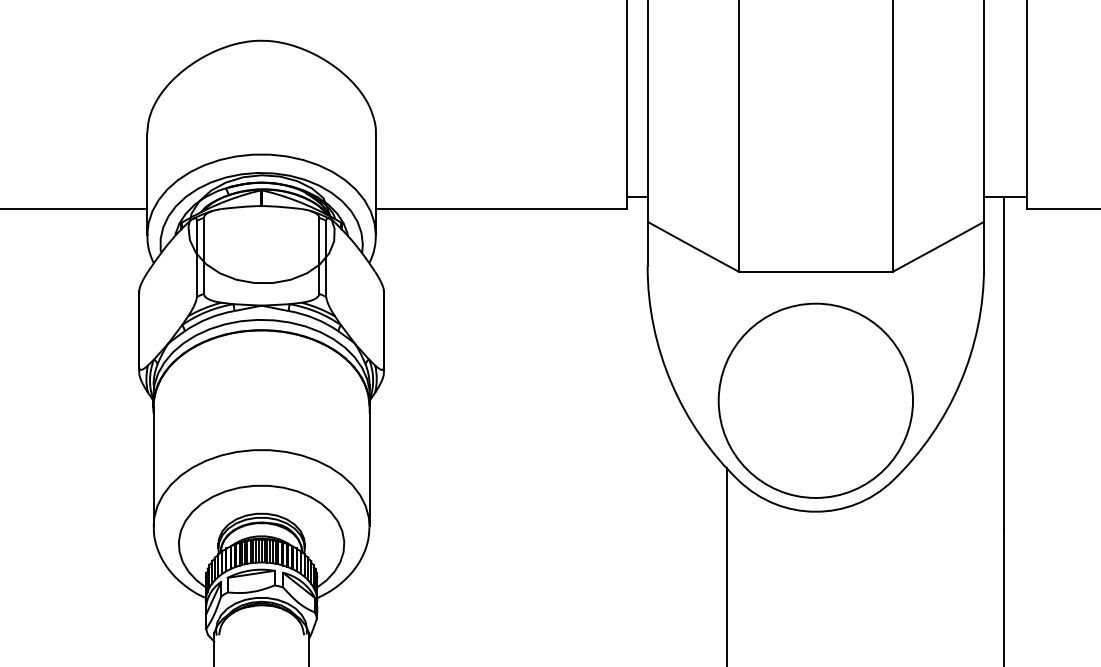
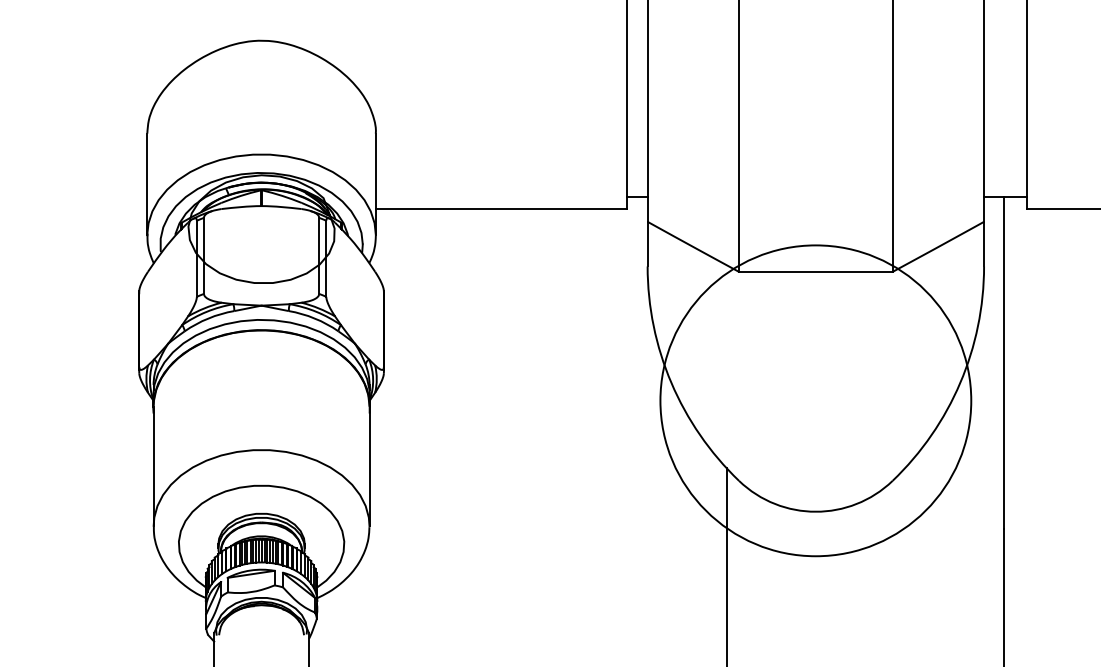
line: present -> none (74, 208)
circle diameter: 194 px -> 311 px (815, 400)
